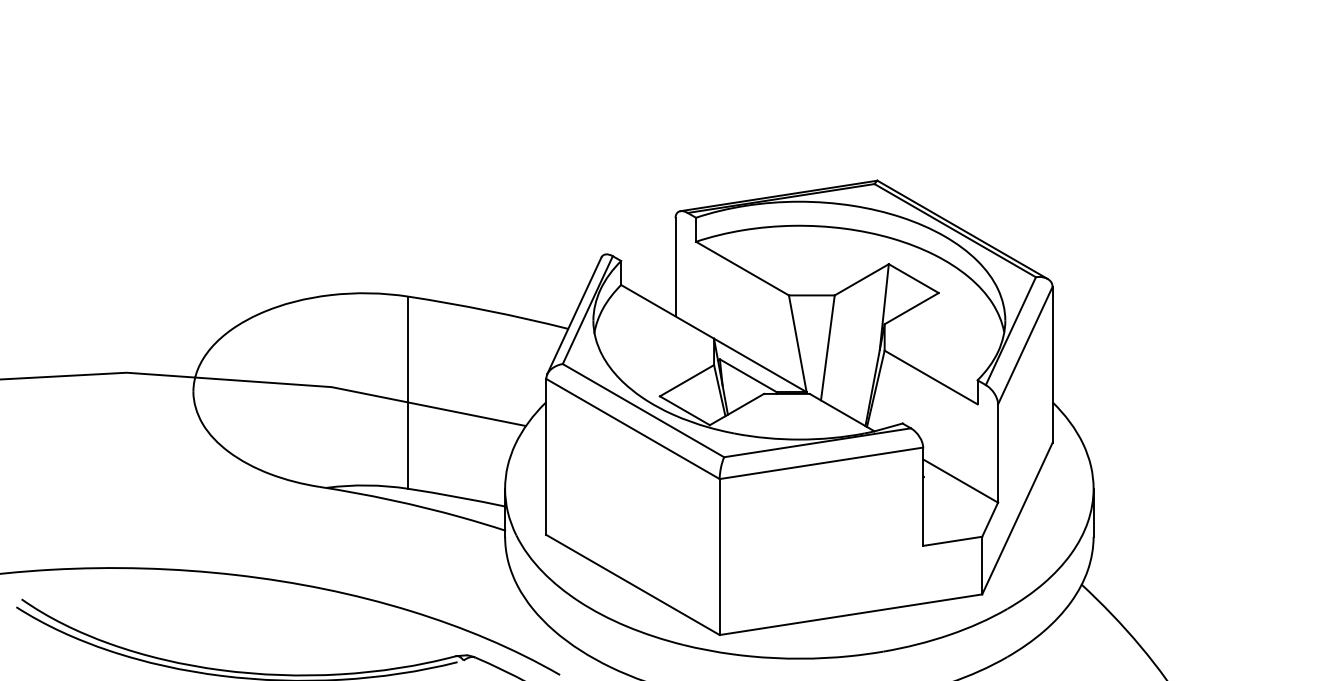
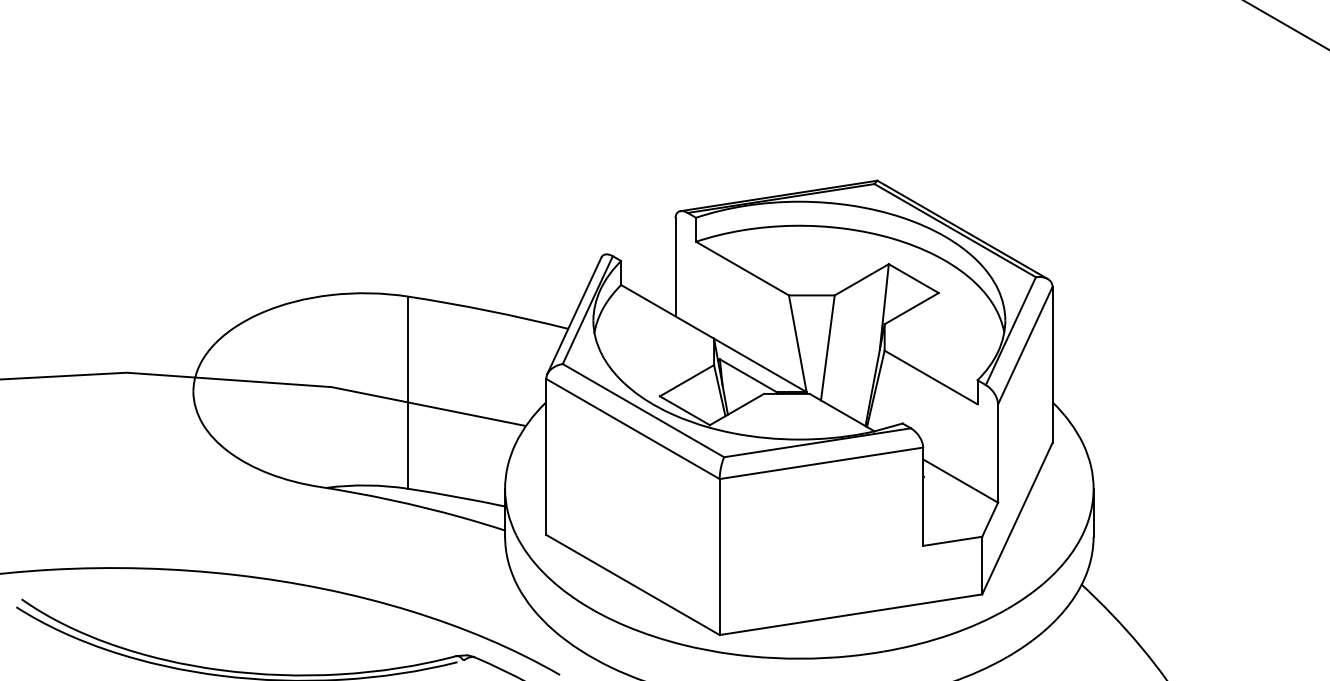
line: none -> present (1286, 25)
